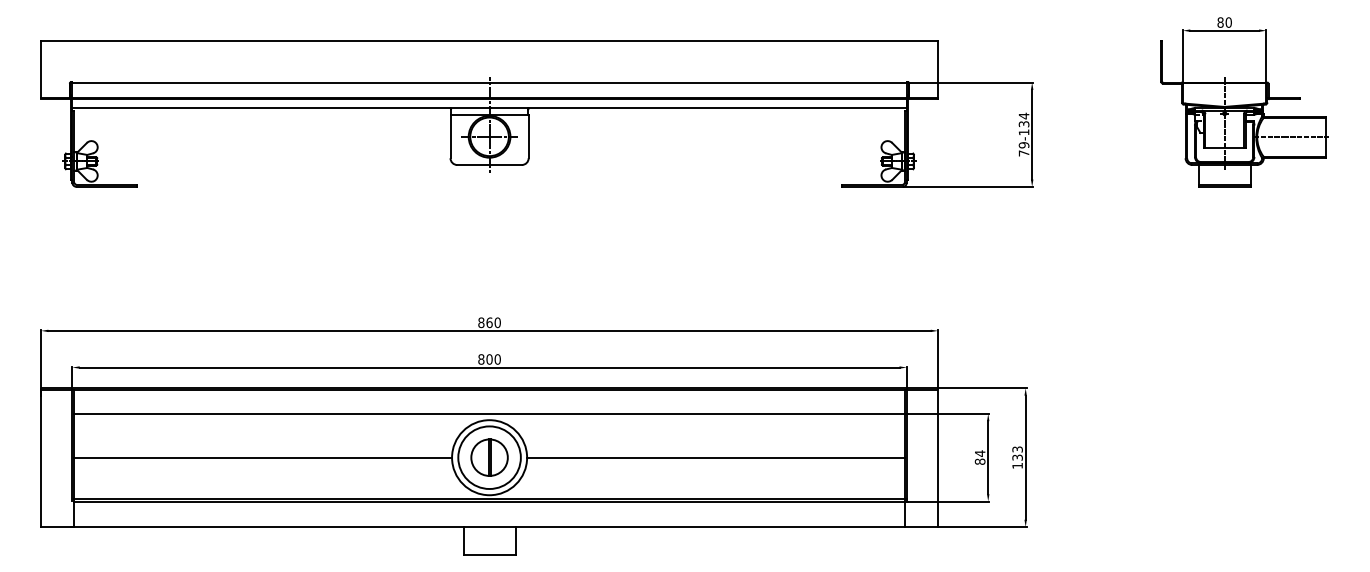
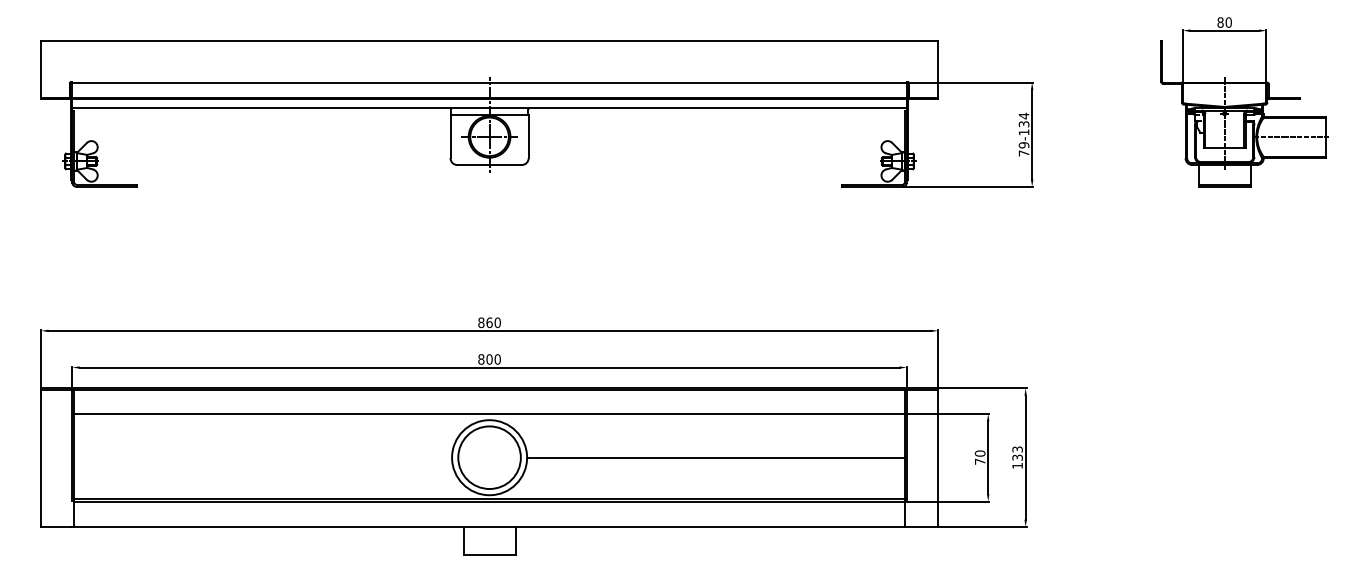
line: present -> none (263, 457)
part: present -> none (489, 457)
text: 84 -> 70 (979, 457)
